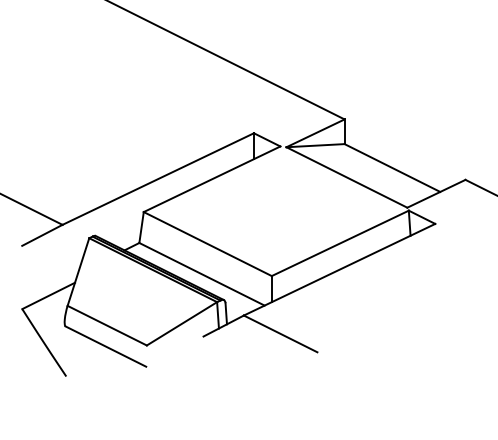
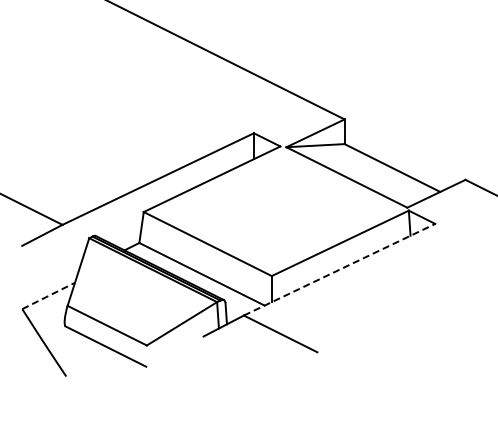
line: solid -> dashed (340, 269)
line: solid -> dashed (49, 295)
